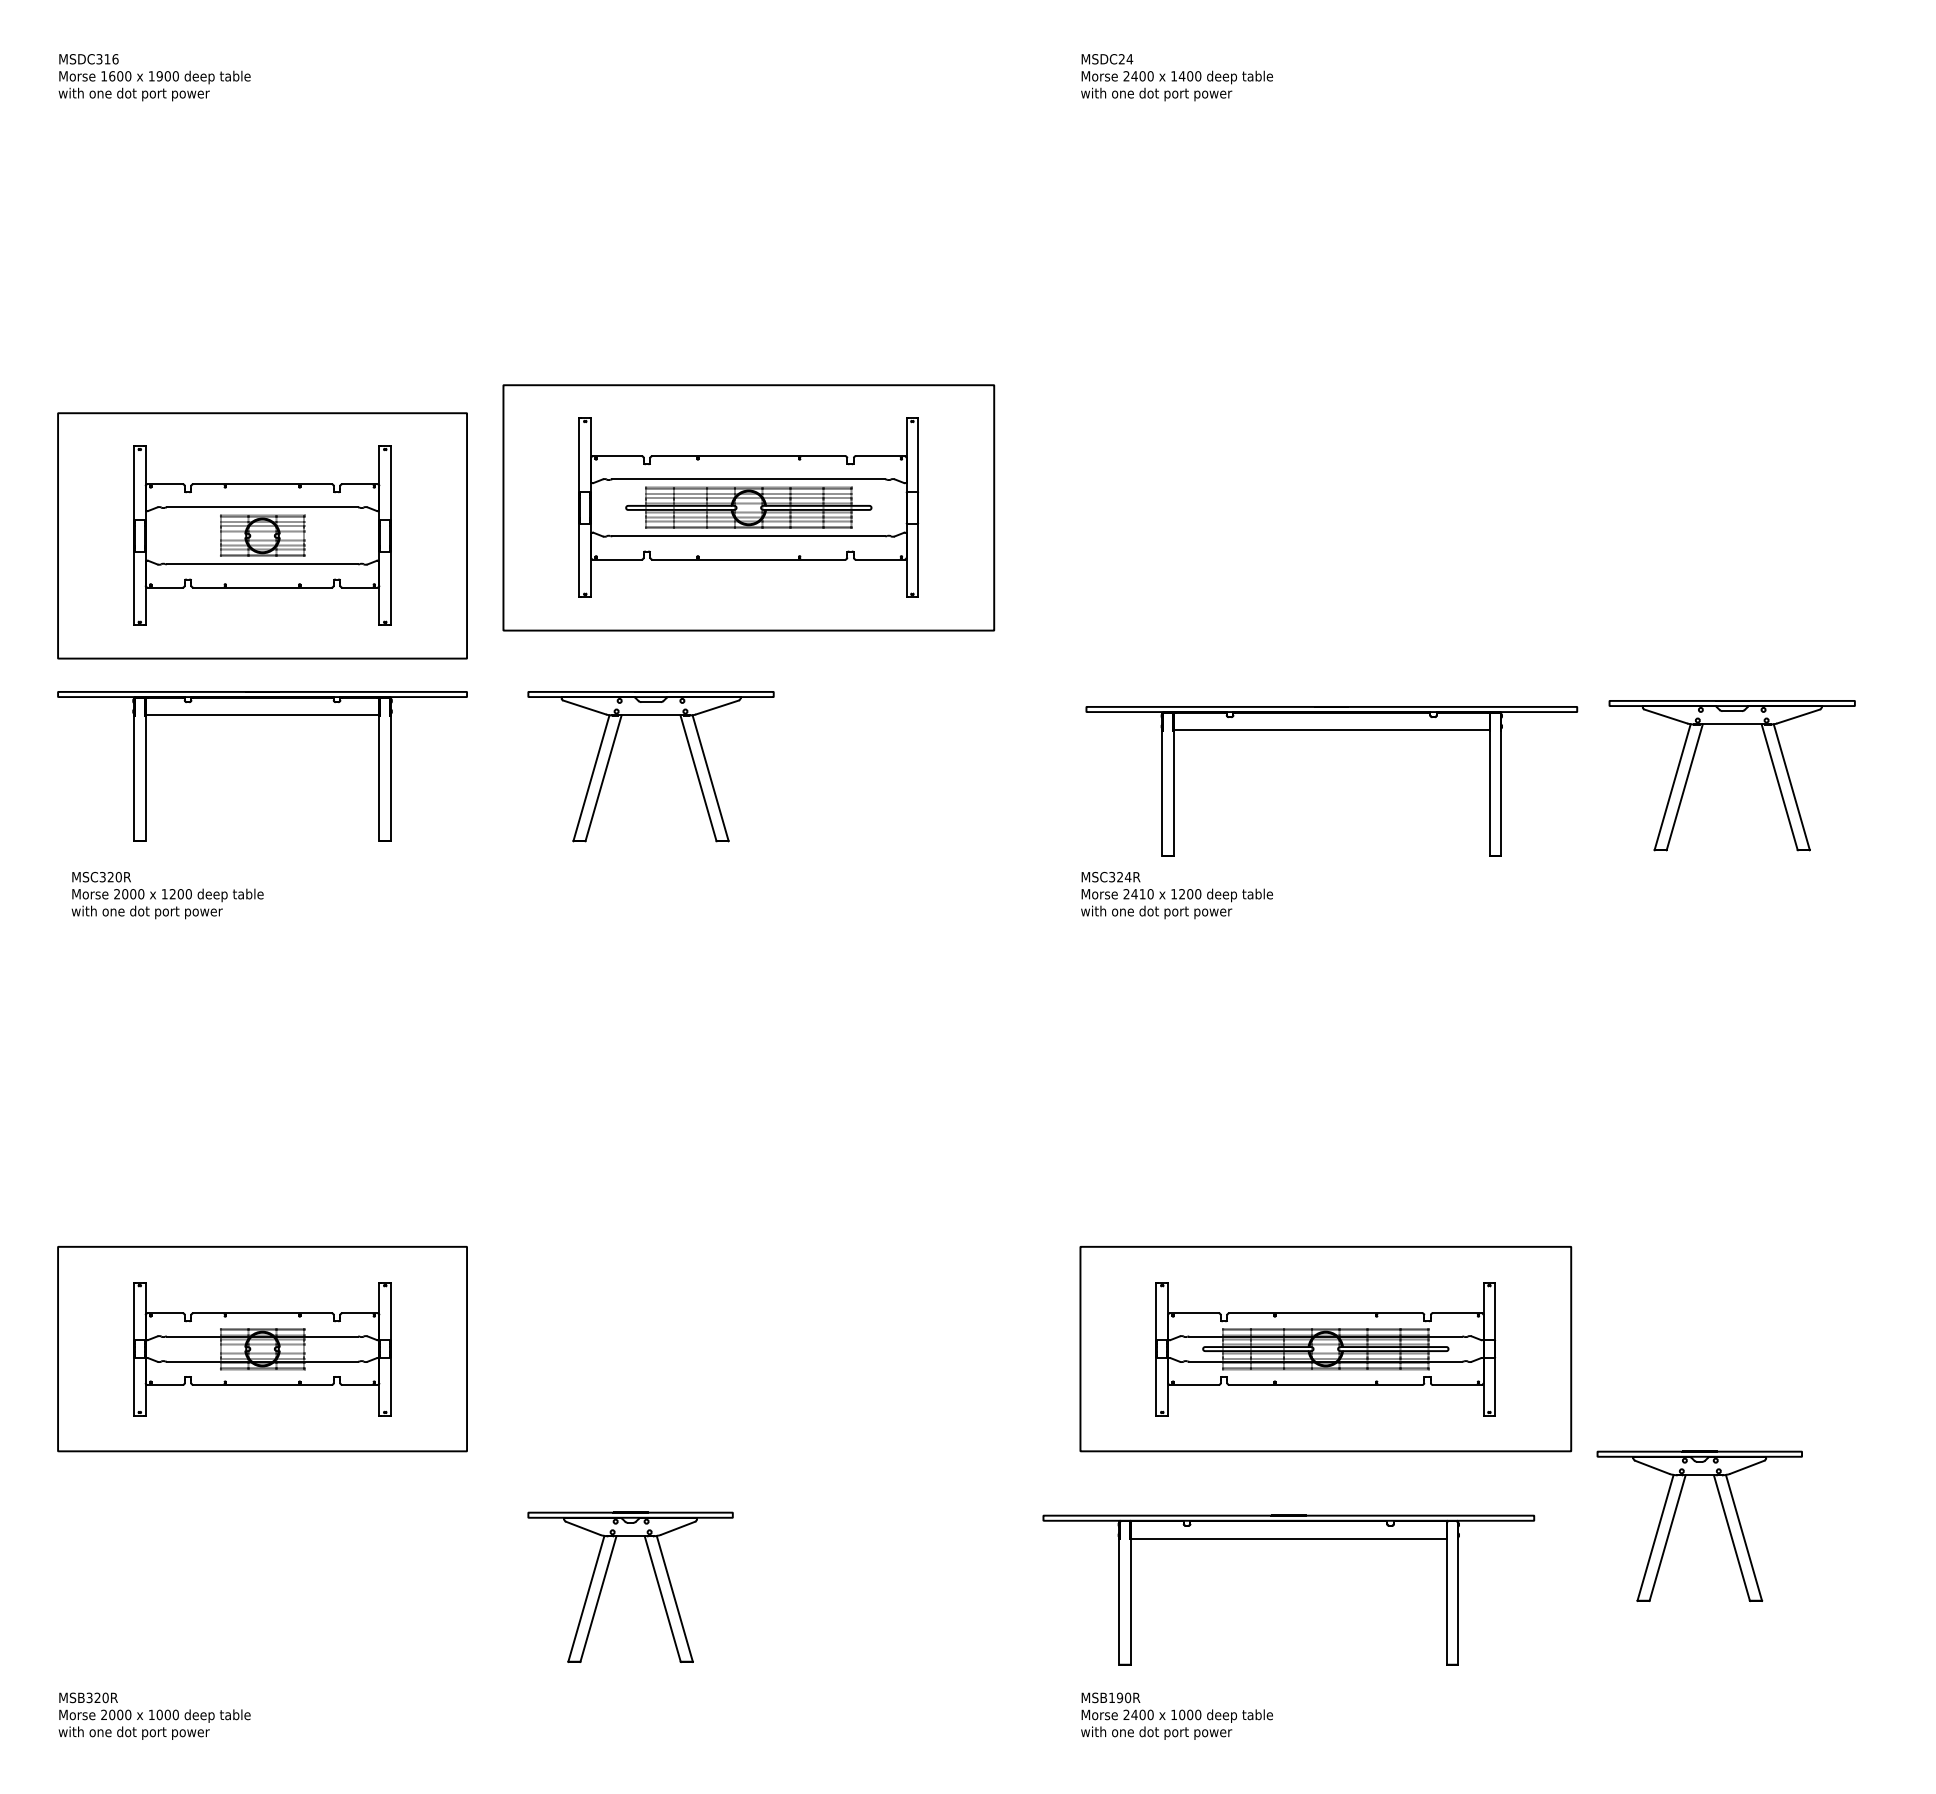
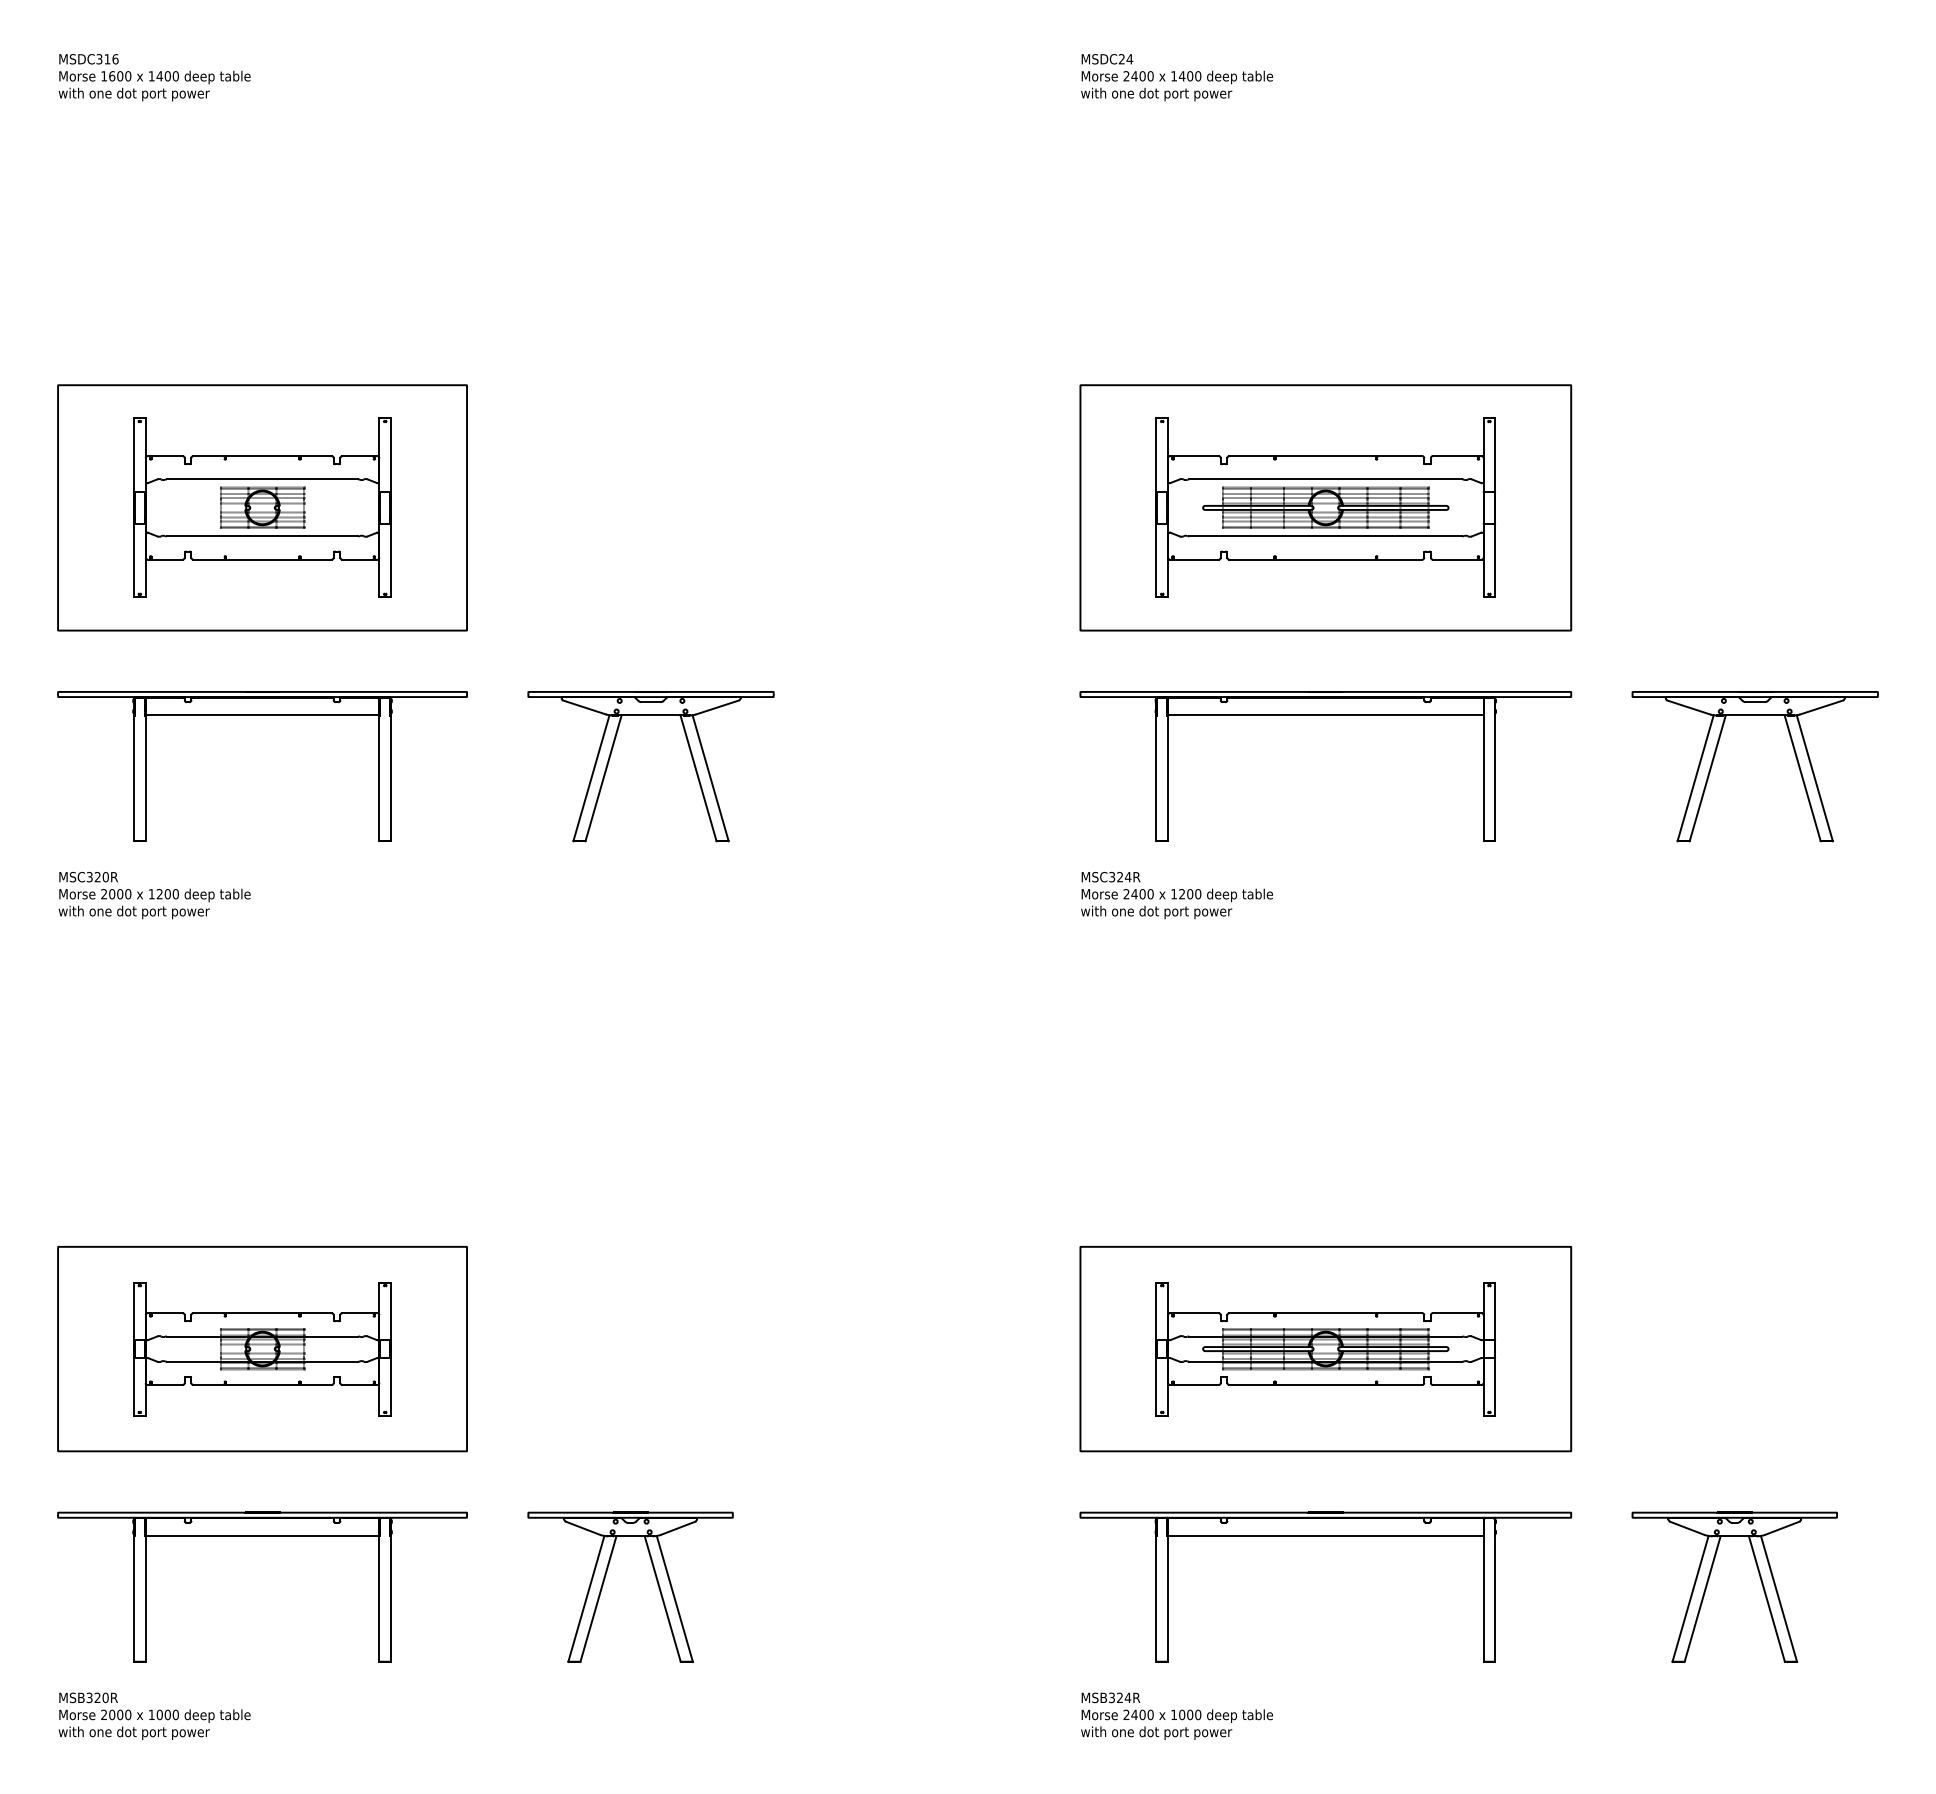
text: 1900 -> 1400 (159, 76)
part position: (748, 507) -> (1325, 507) (1325, 507)
part position: (262, 535) -> (262, 507) (262, 507)
part position: (1331, 730) -> (1325, 715) (1325, 715)
part position: (1693, 761) -> (1716, 752) (1716, 752)
text: 2410 -> 2400 (1142, 894)
text position: (167, 895) -> (154, 895) (154, 895)
part position: (1674, 1518) -> (1709, 1579) (1709, 1579)
part: none -> present (262, 1536)
part position: (1288, 1539) -> (1325, 1536) (1325, 1536)
text: MSB190R -> MSB324R (1120, 1697)
